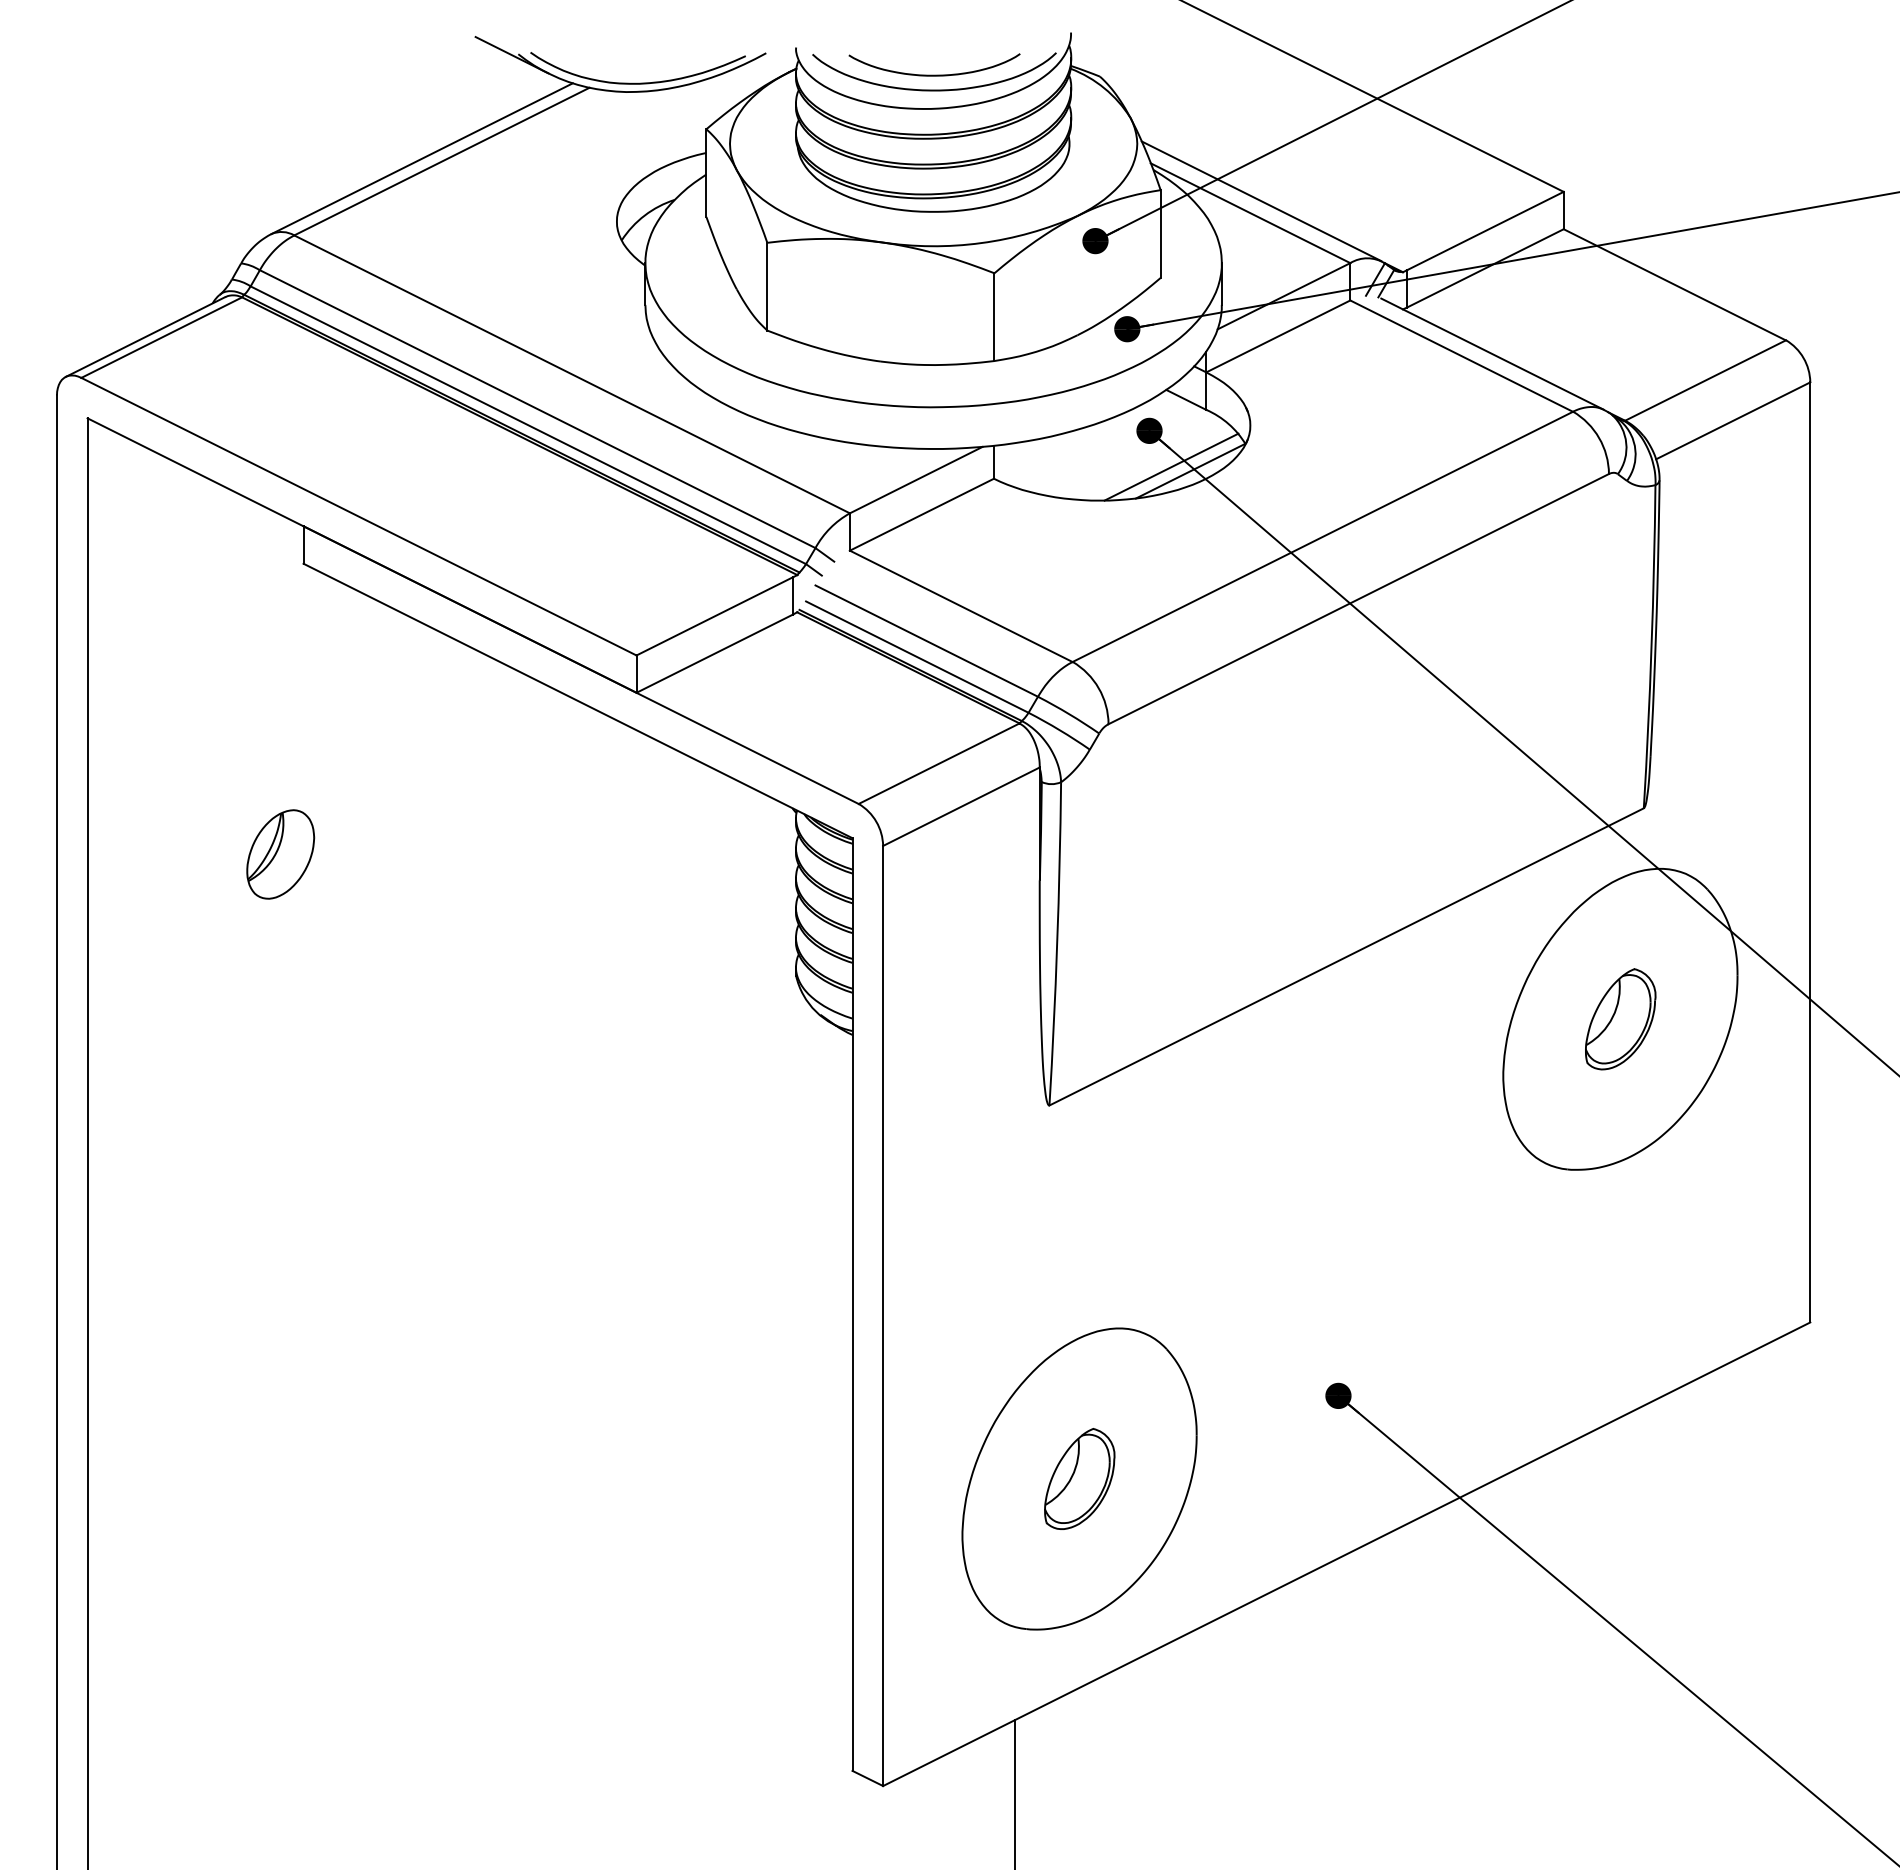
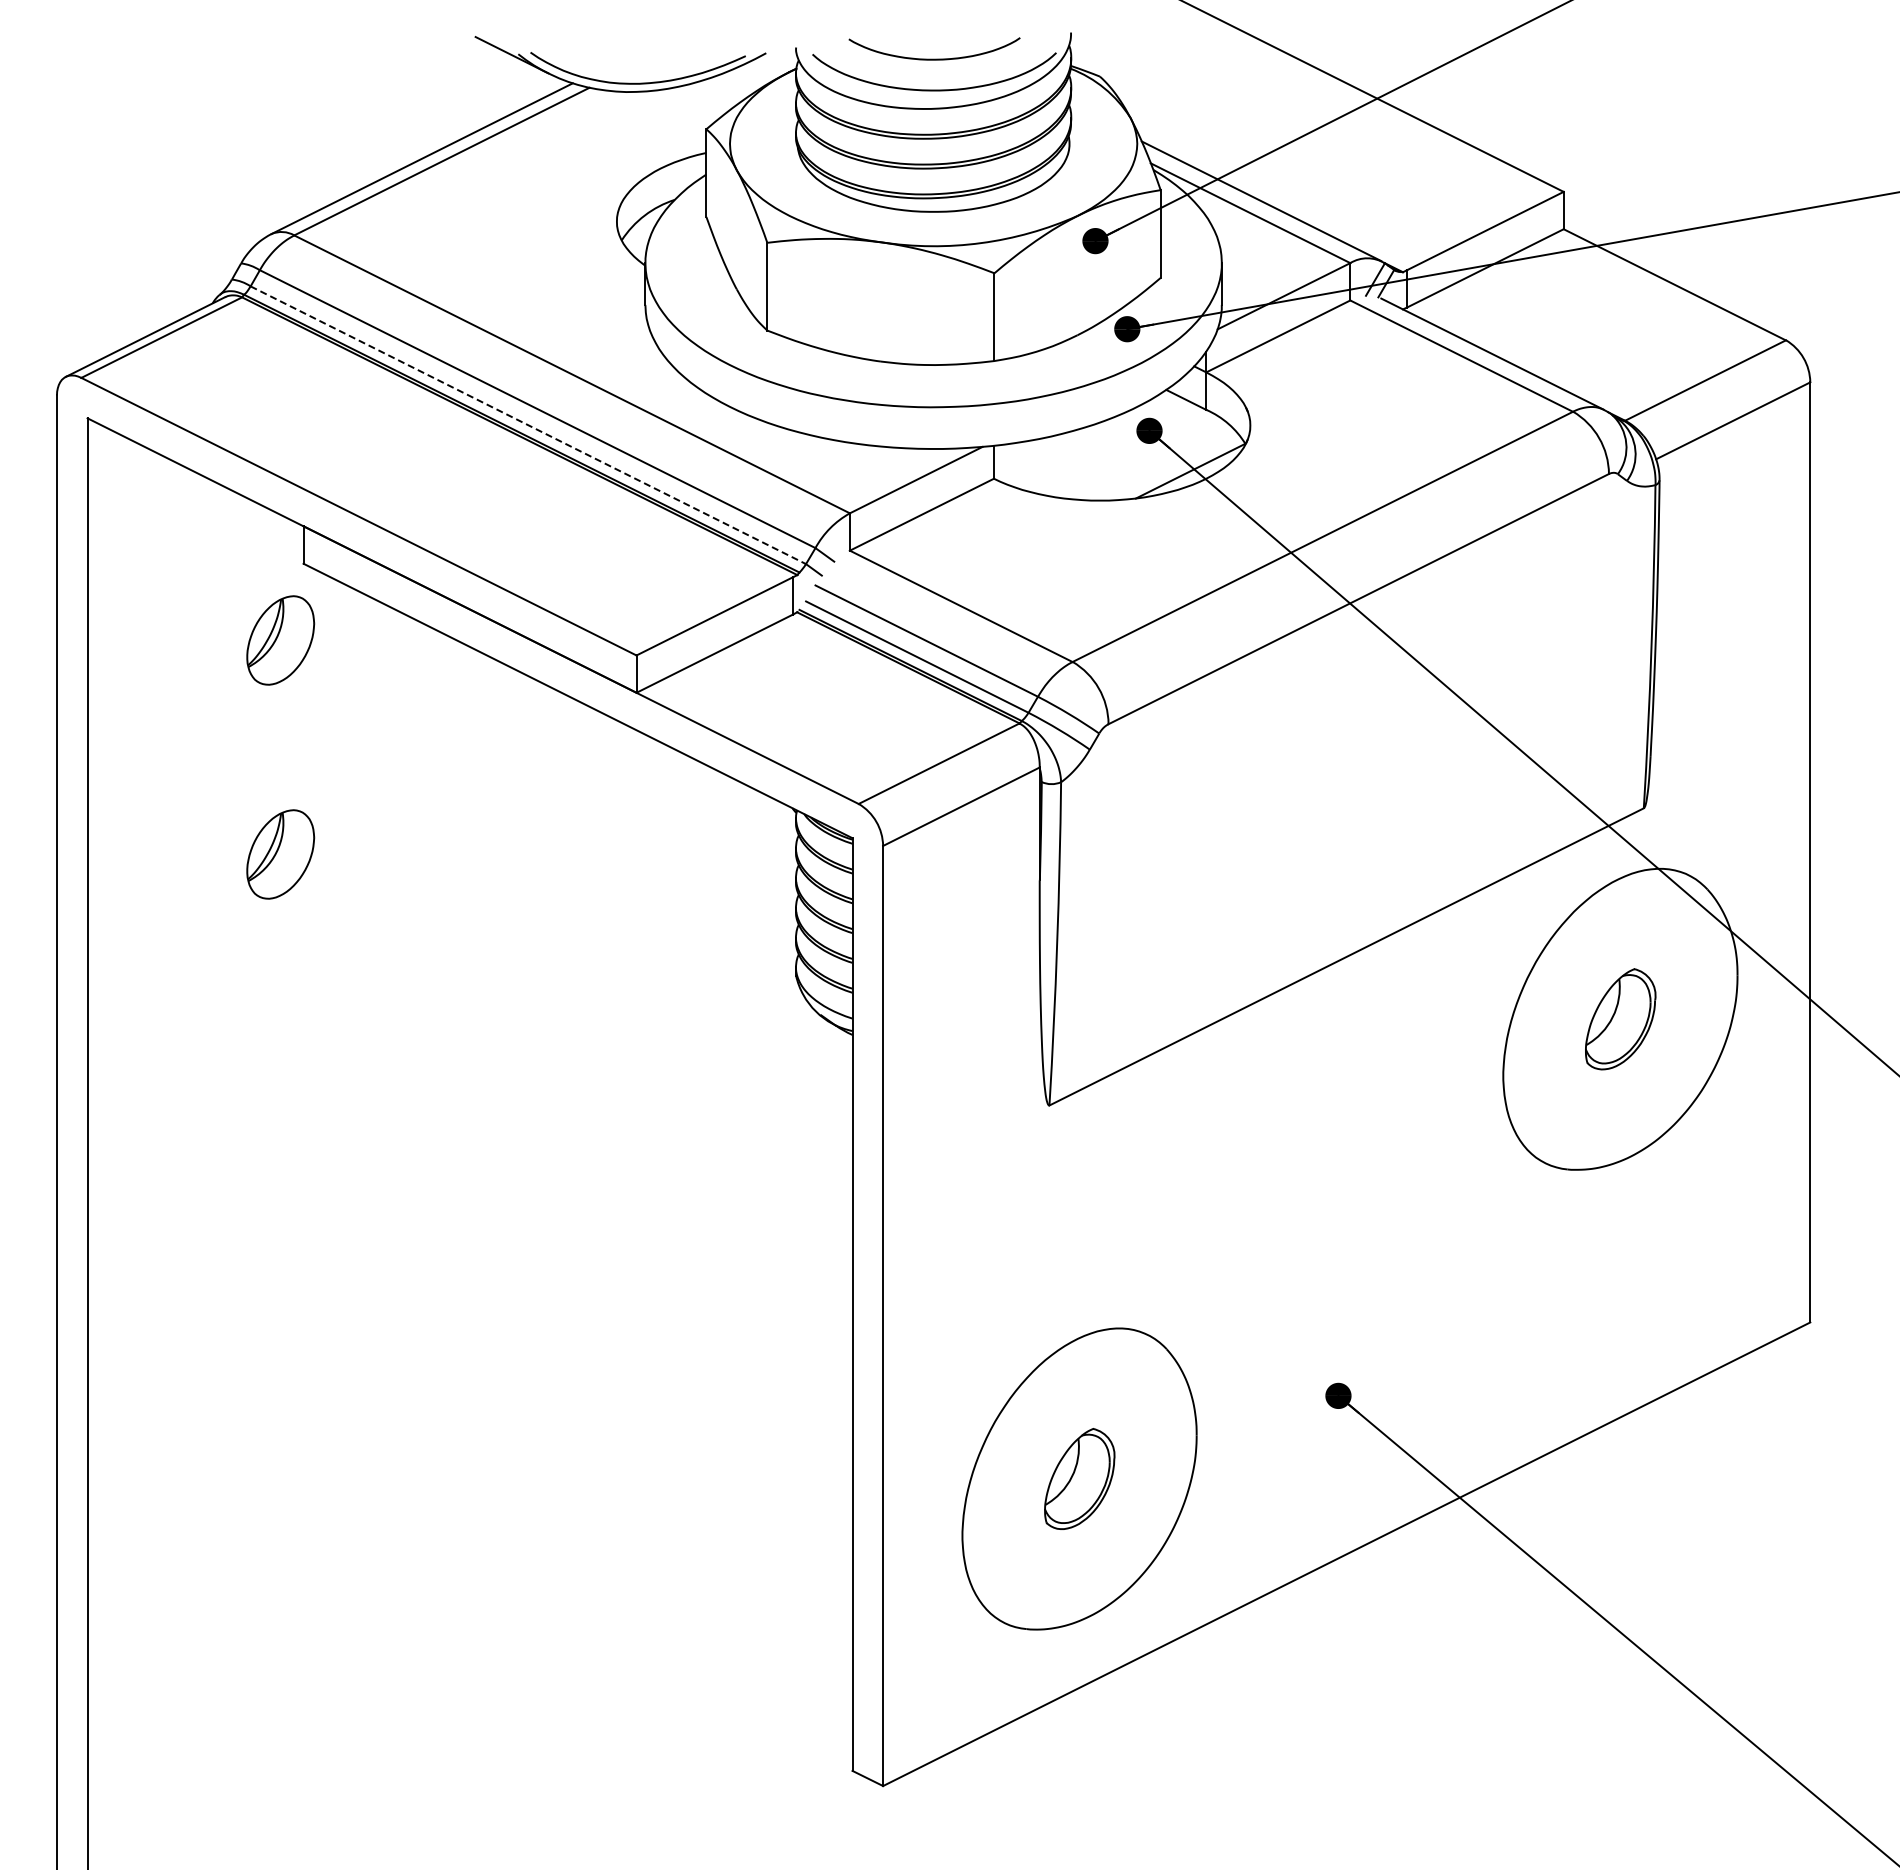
curve position: (934, 74) -> (934, 58) (934, 58)
line: solid -> dashed (528, 425)
line: present -> none (1171, 466)
part: none -> present (280, 640)
line: present -> none (1014, 1793)
